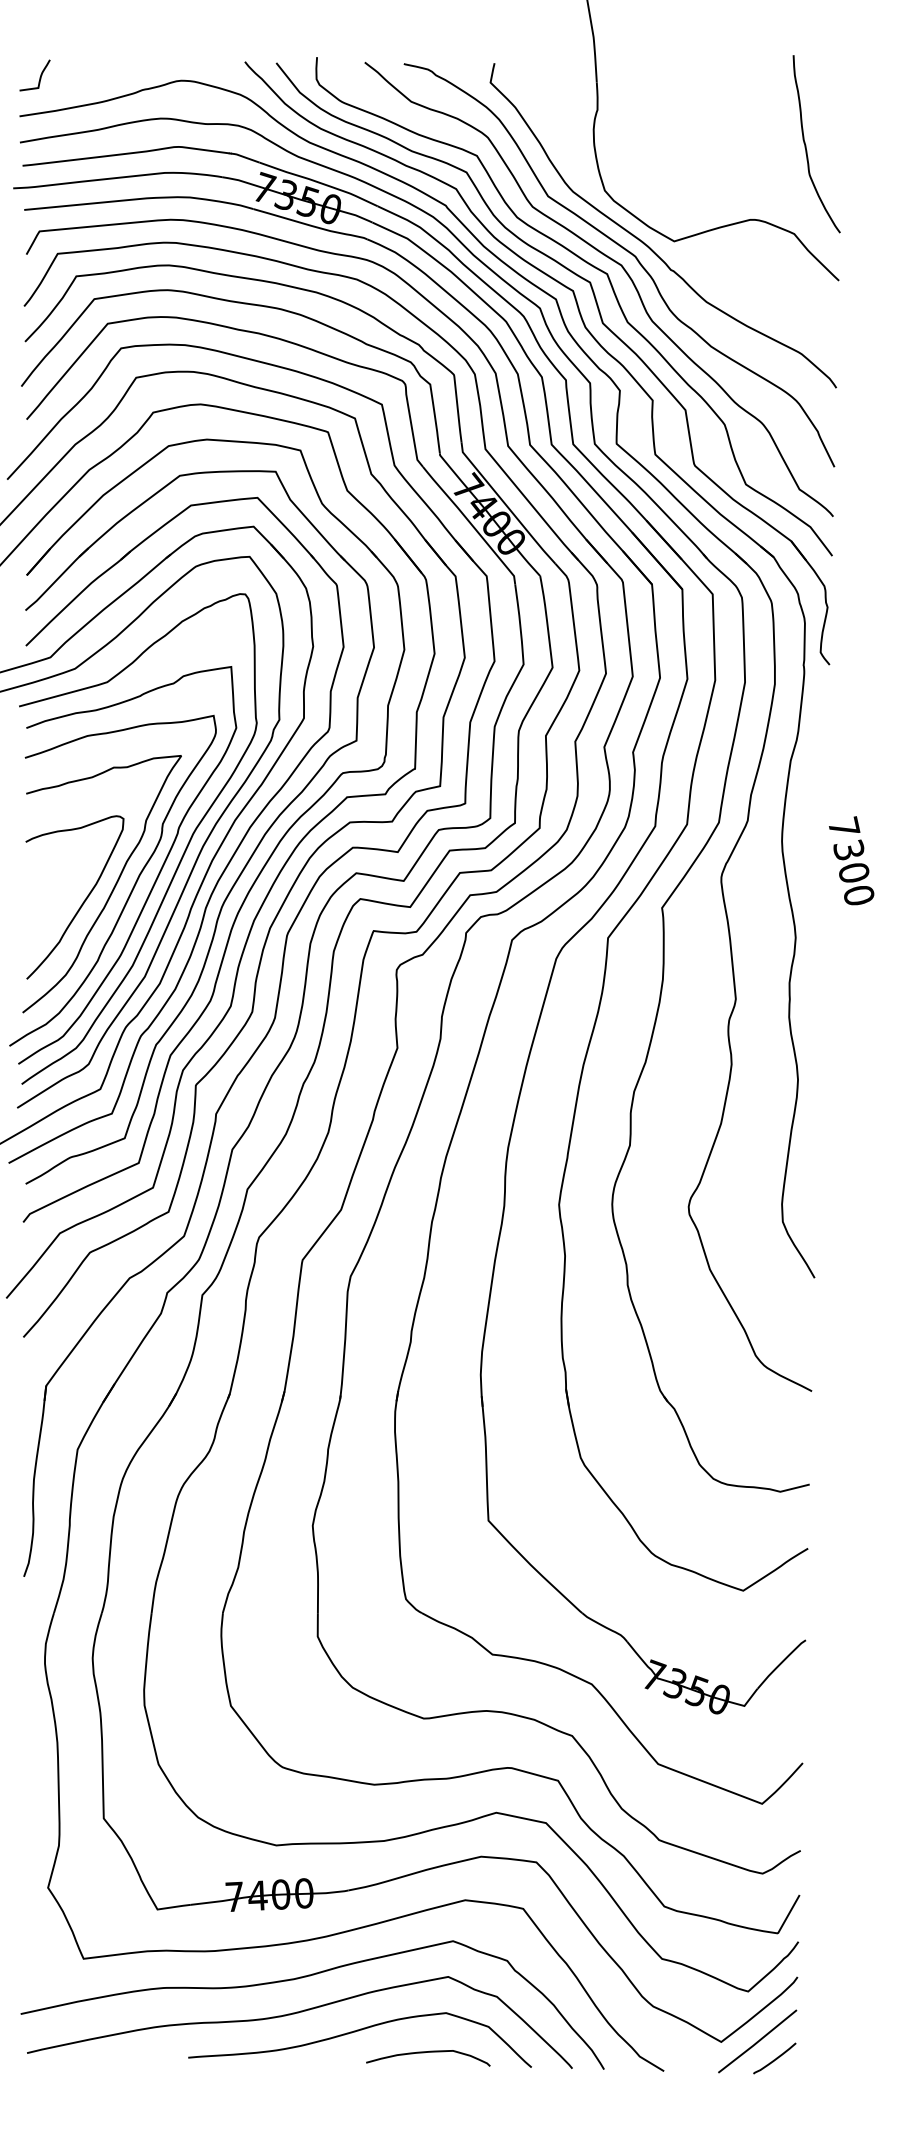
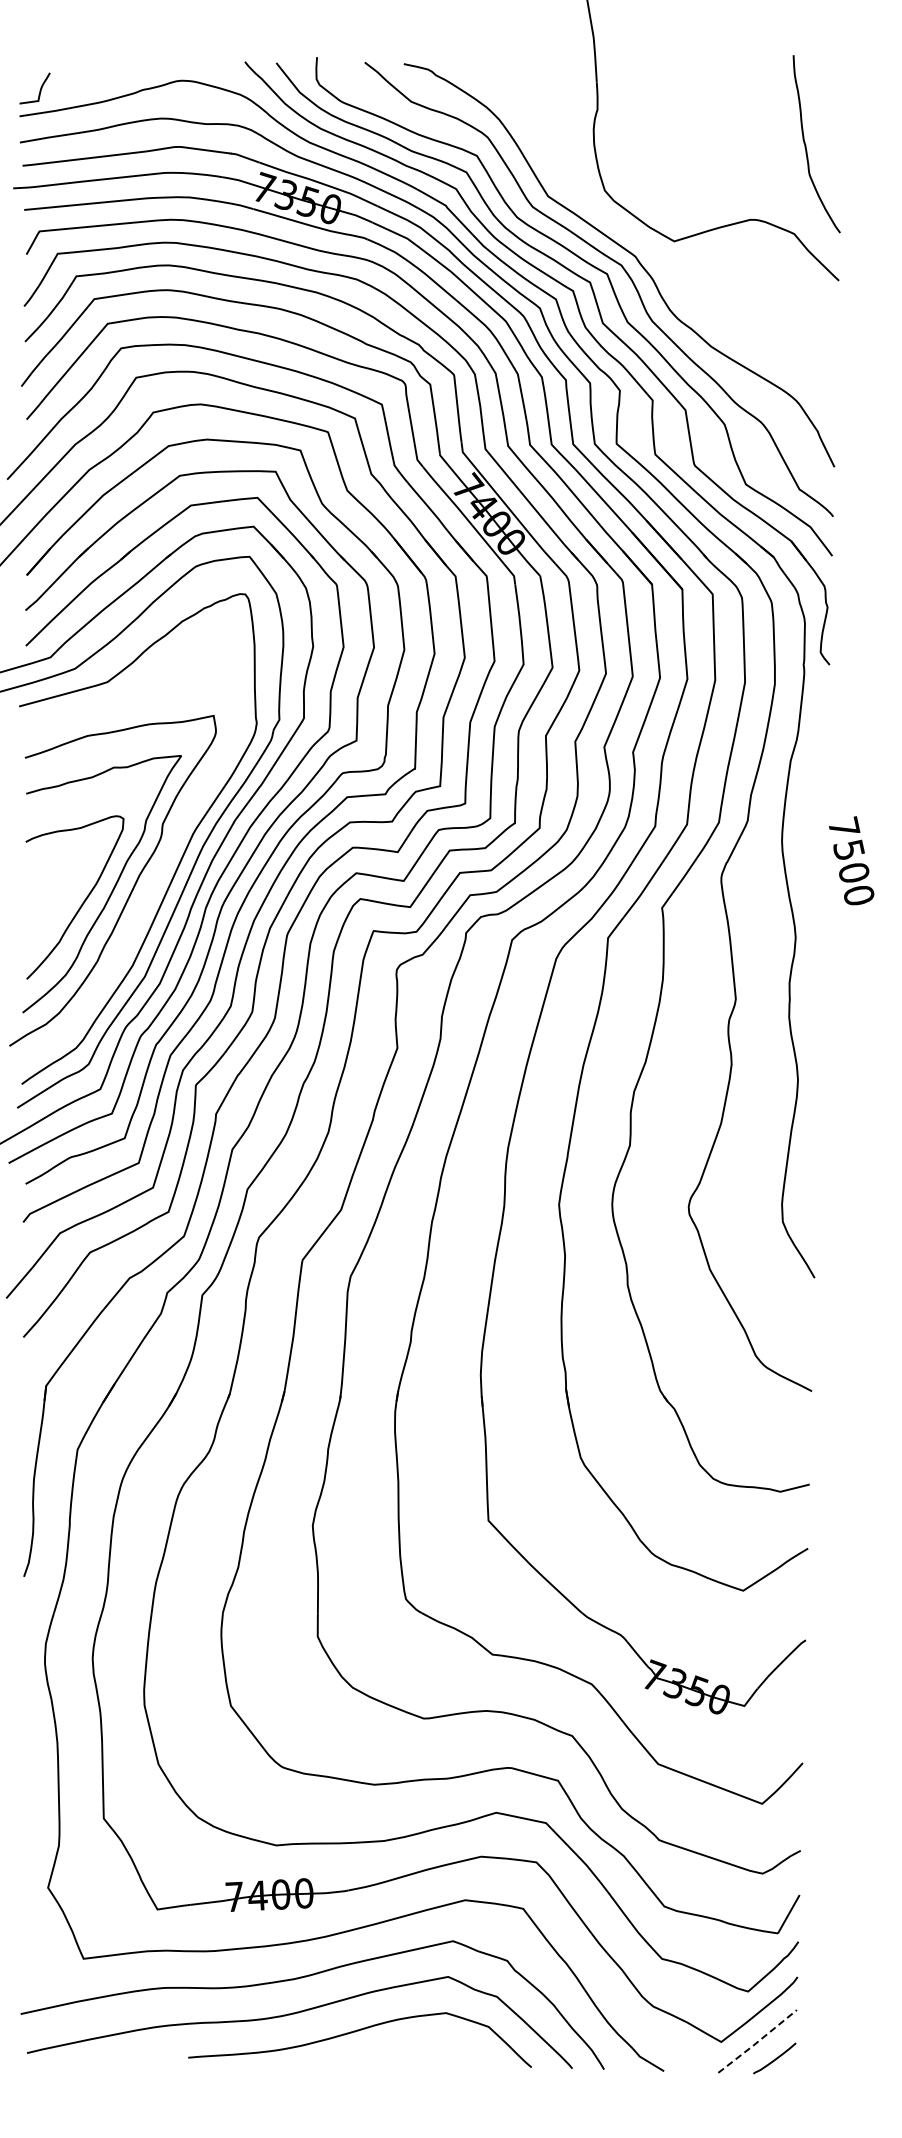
curve position: (39, 77) -> (39, 90) (39, 90)
curve: present -> none (648, 245)
text: 7300 -> 7500 (848, 849)
curve: present -> none (155, 879)
line: solid -> dashed (757, 2042)
curve: present -> none (428, 2052)
